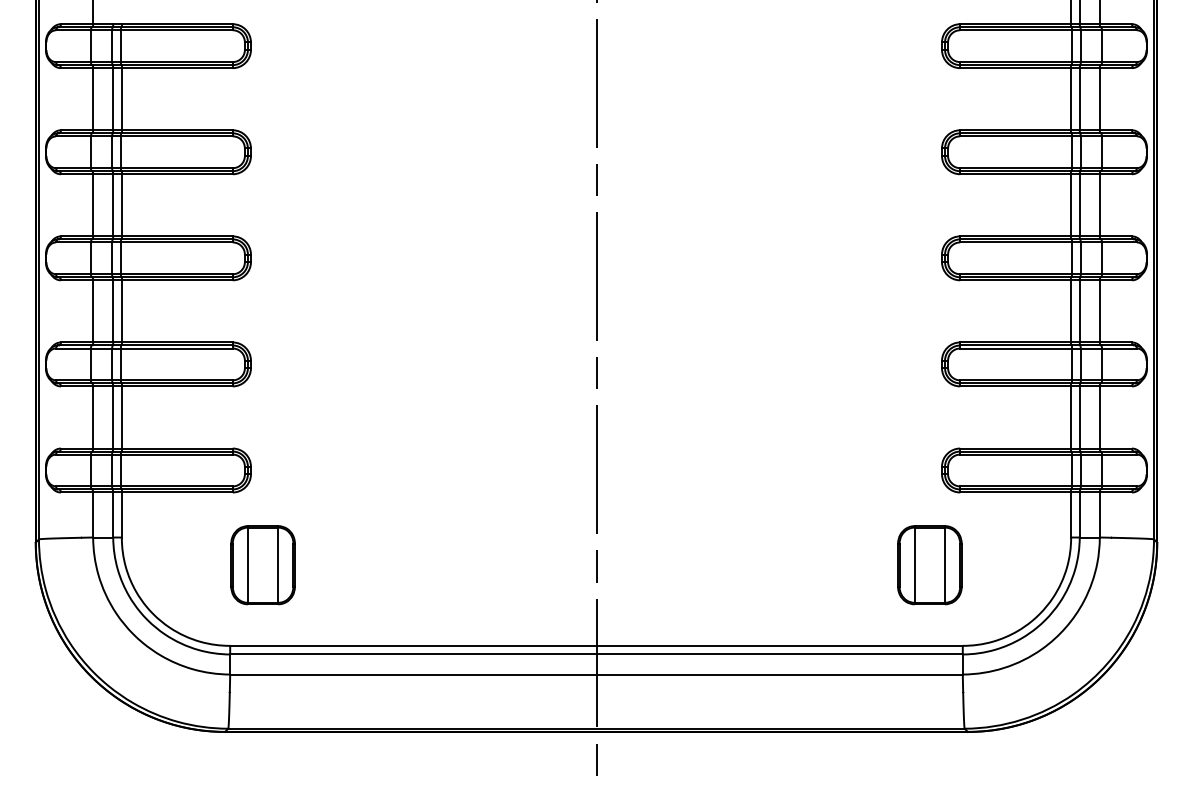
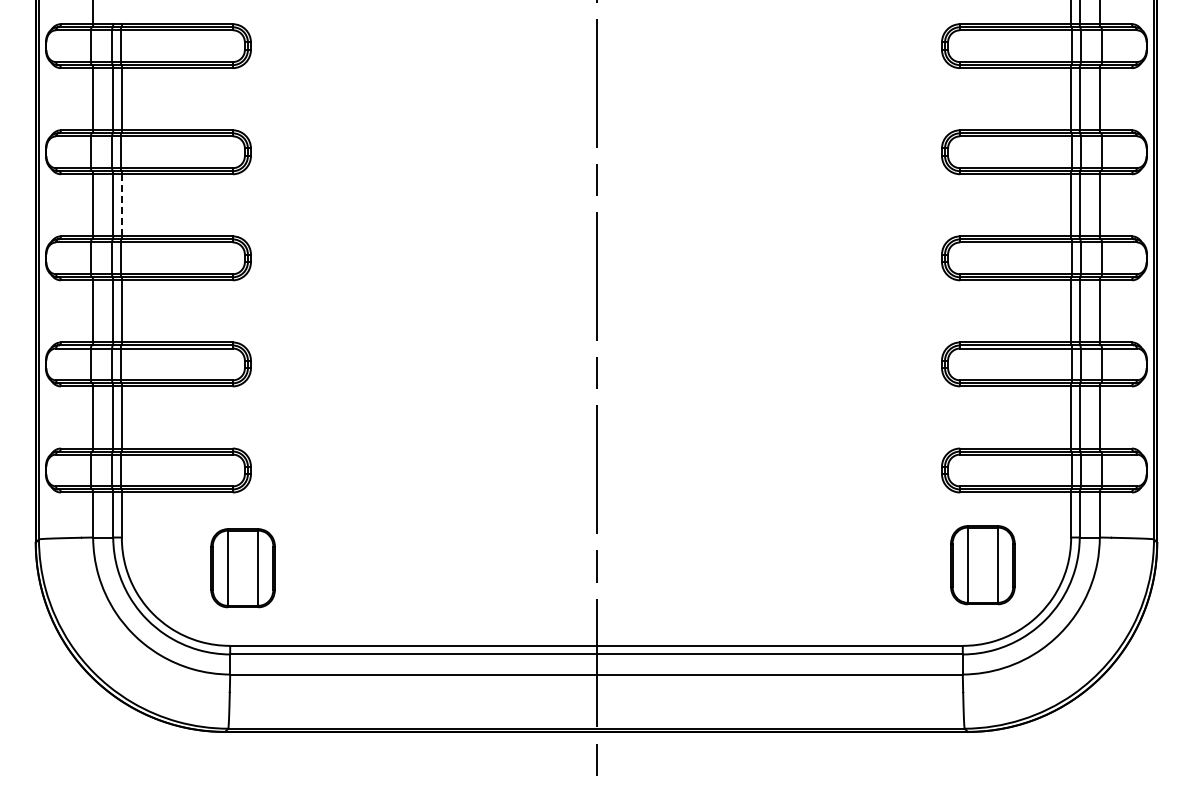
line: solid -> dashed (121, 204)
part position: (262, 565) -> (242, 568) (242, 568)
part position: (929, 565) -> (982, 565) (982, 565)
